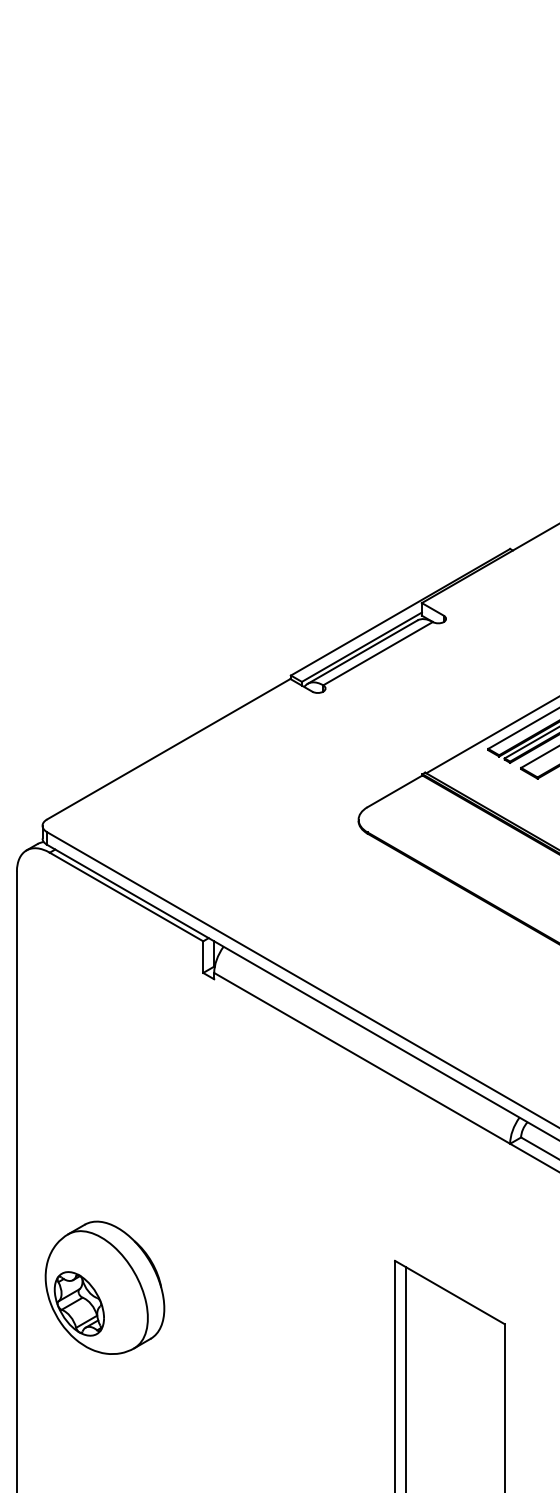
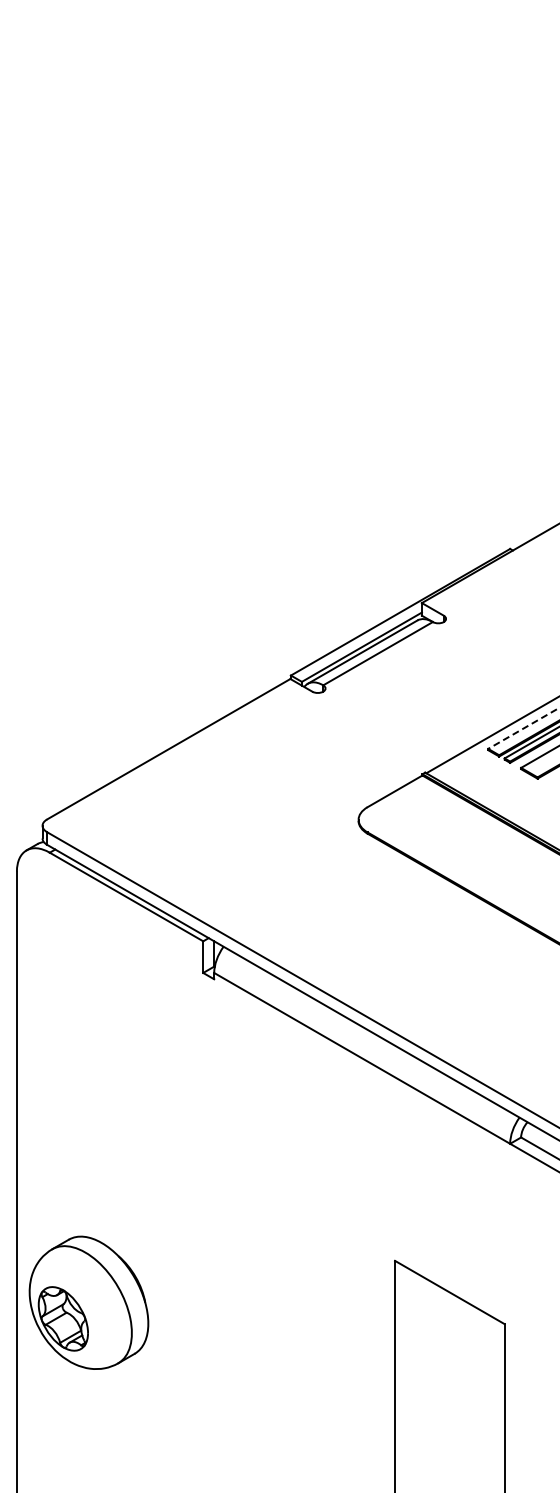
line: solid -> dashed (523, 728)
part position: (104, 1287) -> (88, 1302) (88, 1302)
line: present -> none (406, 1378)
